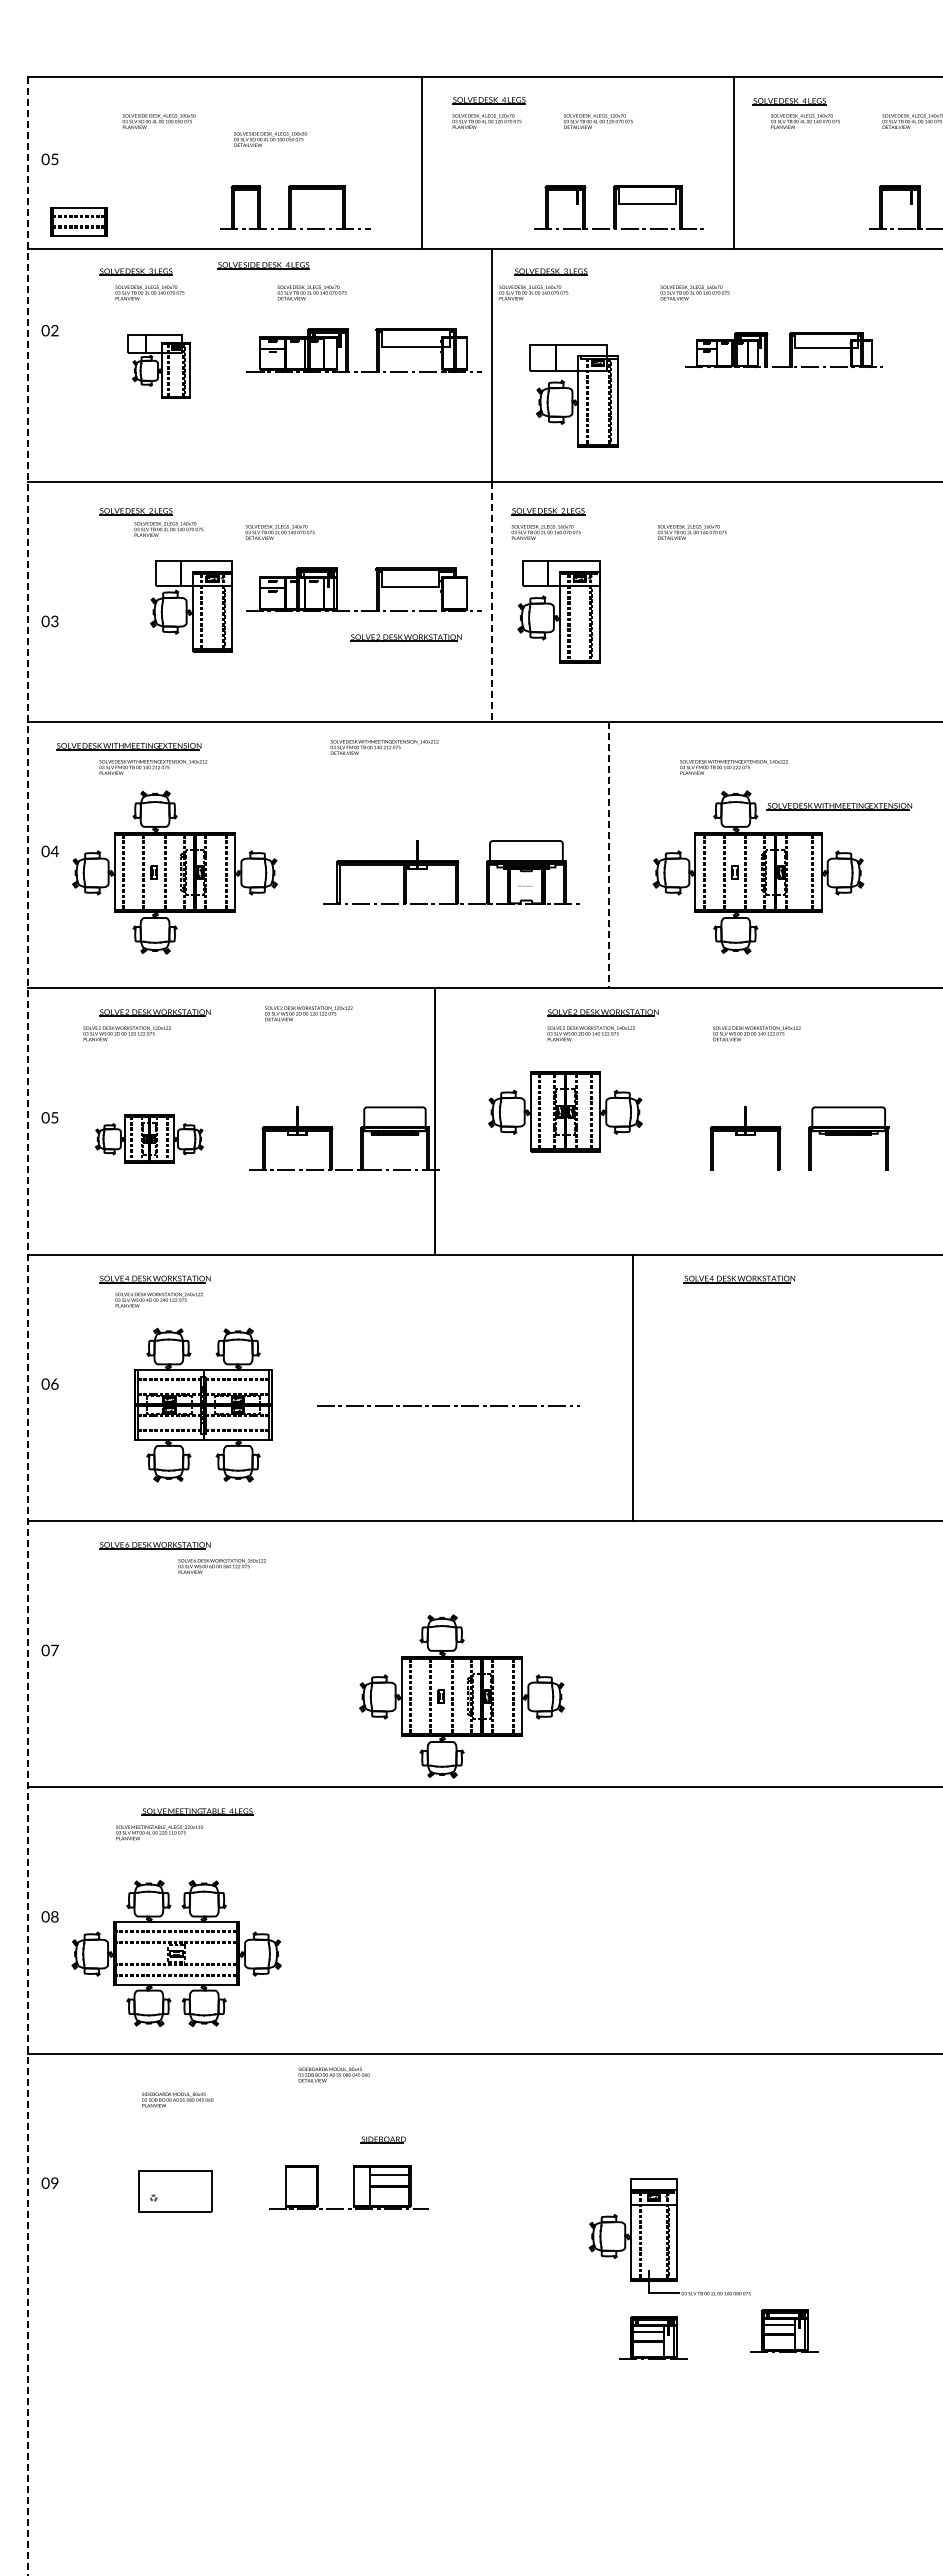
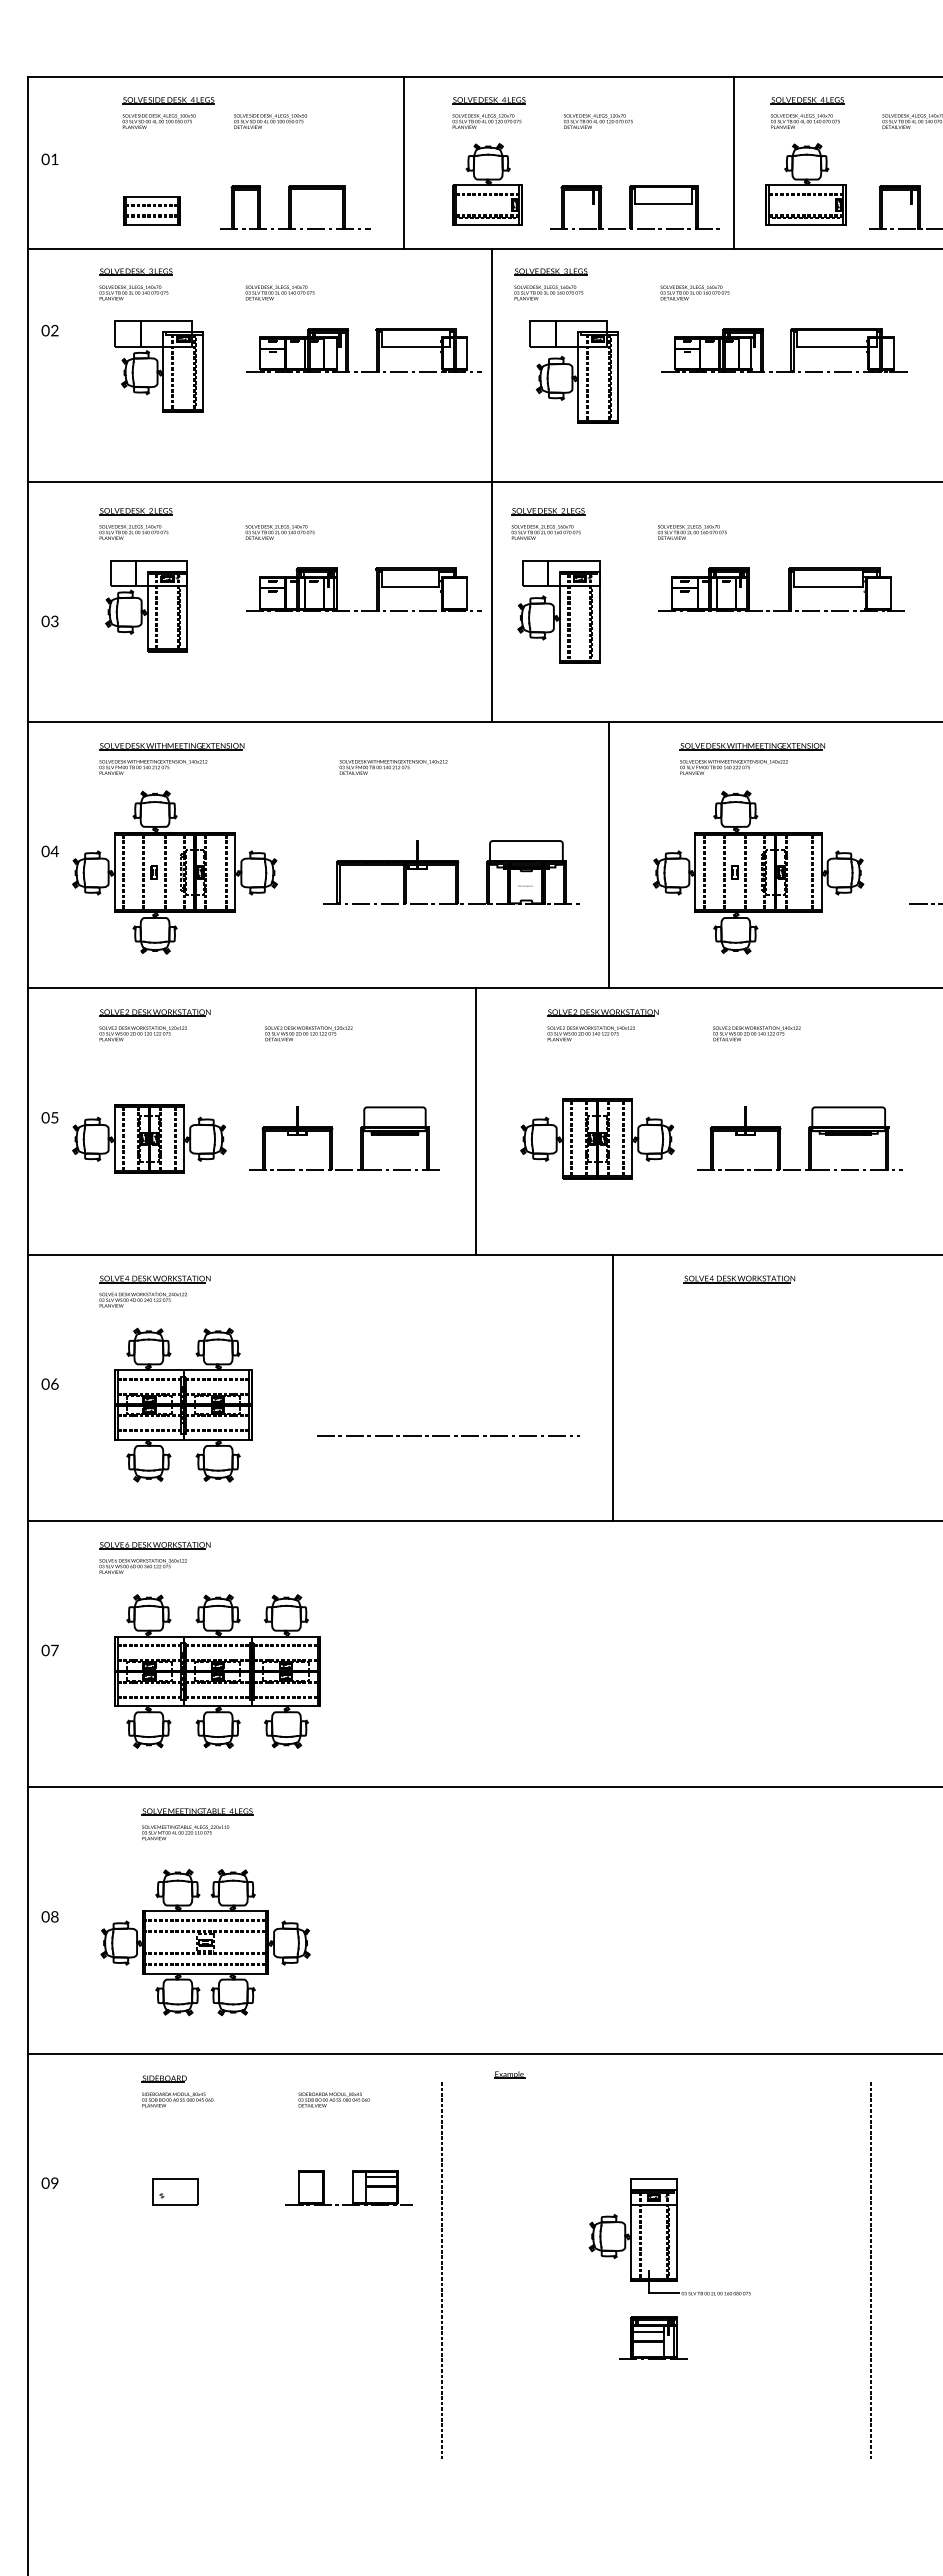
part position: (789, 101) -> (807, 100) (807, 100)
text position: (270, 139) -> (270, 121) (270, 121)
text: 05 -> 01 (54, 159)
line position: (422, 162) -> (404, 162) (404, 162)
part: none -> present (487, 184)
part: none -> present (805, 184)
part position: (618, 207) -> (634, 207) (634, 207)
part position: (78, 221) -> (151, 210) (151, 210)
part position: (263, 265) -> (168, 100) (168, 100)
text position: (149, 292) -> (133, 292) (133, 292)
text position: (311, 292) -> (279, 292) (279, 292)
text position: (533, 292) -> (548, 292) (548, 292)
part size: 198x37 px -> 247x45 px (784, 350)
part size: 64x65 px -> 90x93 px (158, 366)
part position: (573, 395) -> (573, 371) (573, 371)
text position: (168, 529) -> (133, 532) (133, 532)
part: none -> present (788, 589)
line: dashed -> solid (492, 602)
part position: (191, 606) -> (146, 606) (146, 606)
part: present -> none (405, 637)
part position: (128, 746) -> (171, 746) (171, 746)
text position: (384, 747) -> (393, 767) (393, 767)
part position: (838, 806) -> (751, 746) (751, 746)
line: dashed -> solid (608, 855)
line: none -> present (924, 903)
text position: (308, 1013) -> (308, 1033) (308, 1033)
text position: (126, 1033) -> (142, 1033) (142, 1033)
part position: (565, 1111) -> (597, 1138) (597, 1138)
line position: (435, 1121) -> (476, 1121) (476, 1121)
part size: 109x50 px -> 155x70 px (149, 1138)
line: none -> present (799, 1169)
text position: (158, 1299) -> (142, 1299) (142, 1299)
line: dashed -> solid (28, 1327)
line position: (632, 1387) -> (612, 1387) (612, 1387)
part position: (203, 1404) -> (183, 1404) (183, 1404)
line position: (448, 1405) -> (448, 1435) (448, 1435)
text position: (221, 1566) -> (142, 1566) (142, 1566)
part: none -> present (217, 1671)
part: present -> none (461, 1696)
text position: (159, 1832) -> (185, 1832) (185, 1832)
part position: (176, 1953) -> (205, 1942) (205, 1942)
text position: (333, 2074) -> (333, 2099) (333, 2099)
part: none -> present (509, 2074)
part position: (382, 2139) -> (163, 2078) (163, 2078)
part size: 160x45 px -> 128x36 px (348, 2187)
part size: 75x43 px -> 47x28 px (175, 2191)
line: none -> present (441, 2270)
line: none -> present (870, 2270)
part: present -> none (784, 2330)
